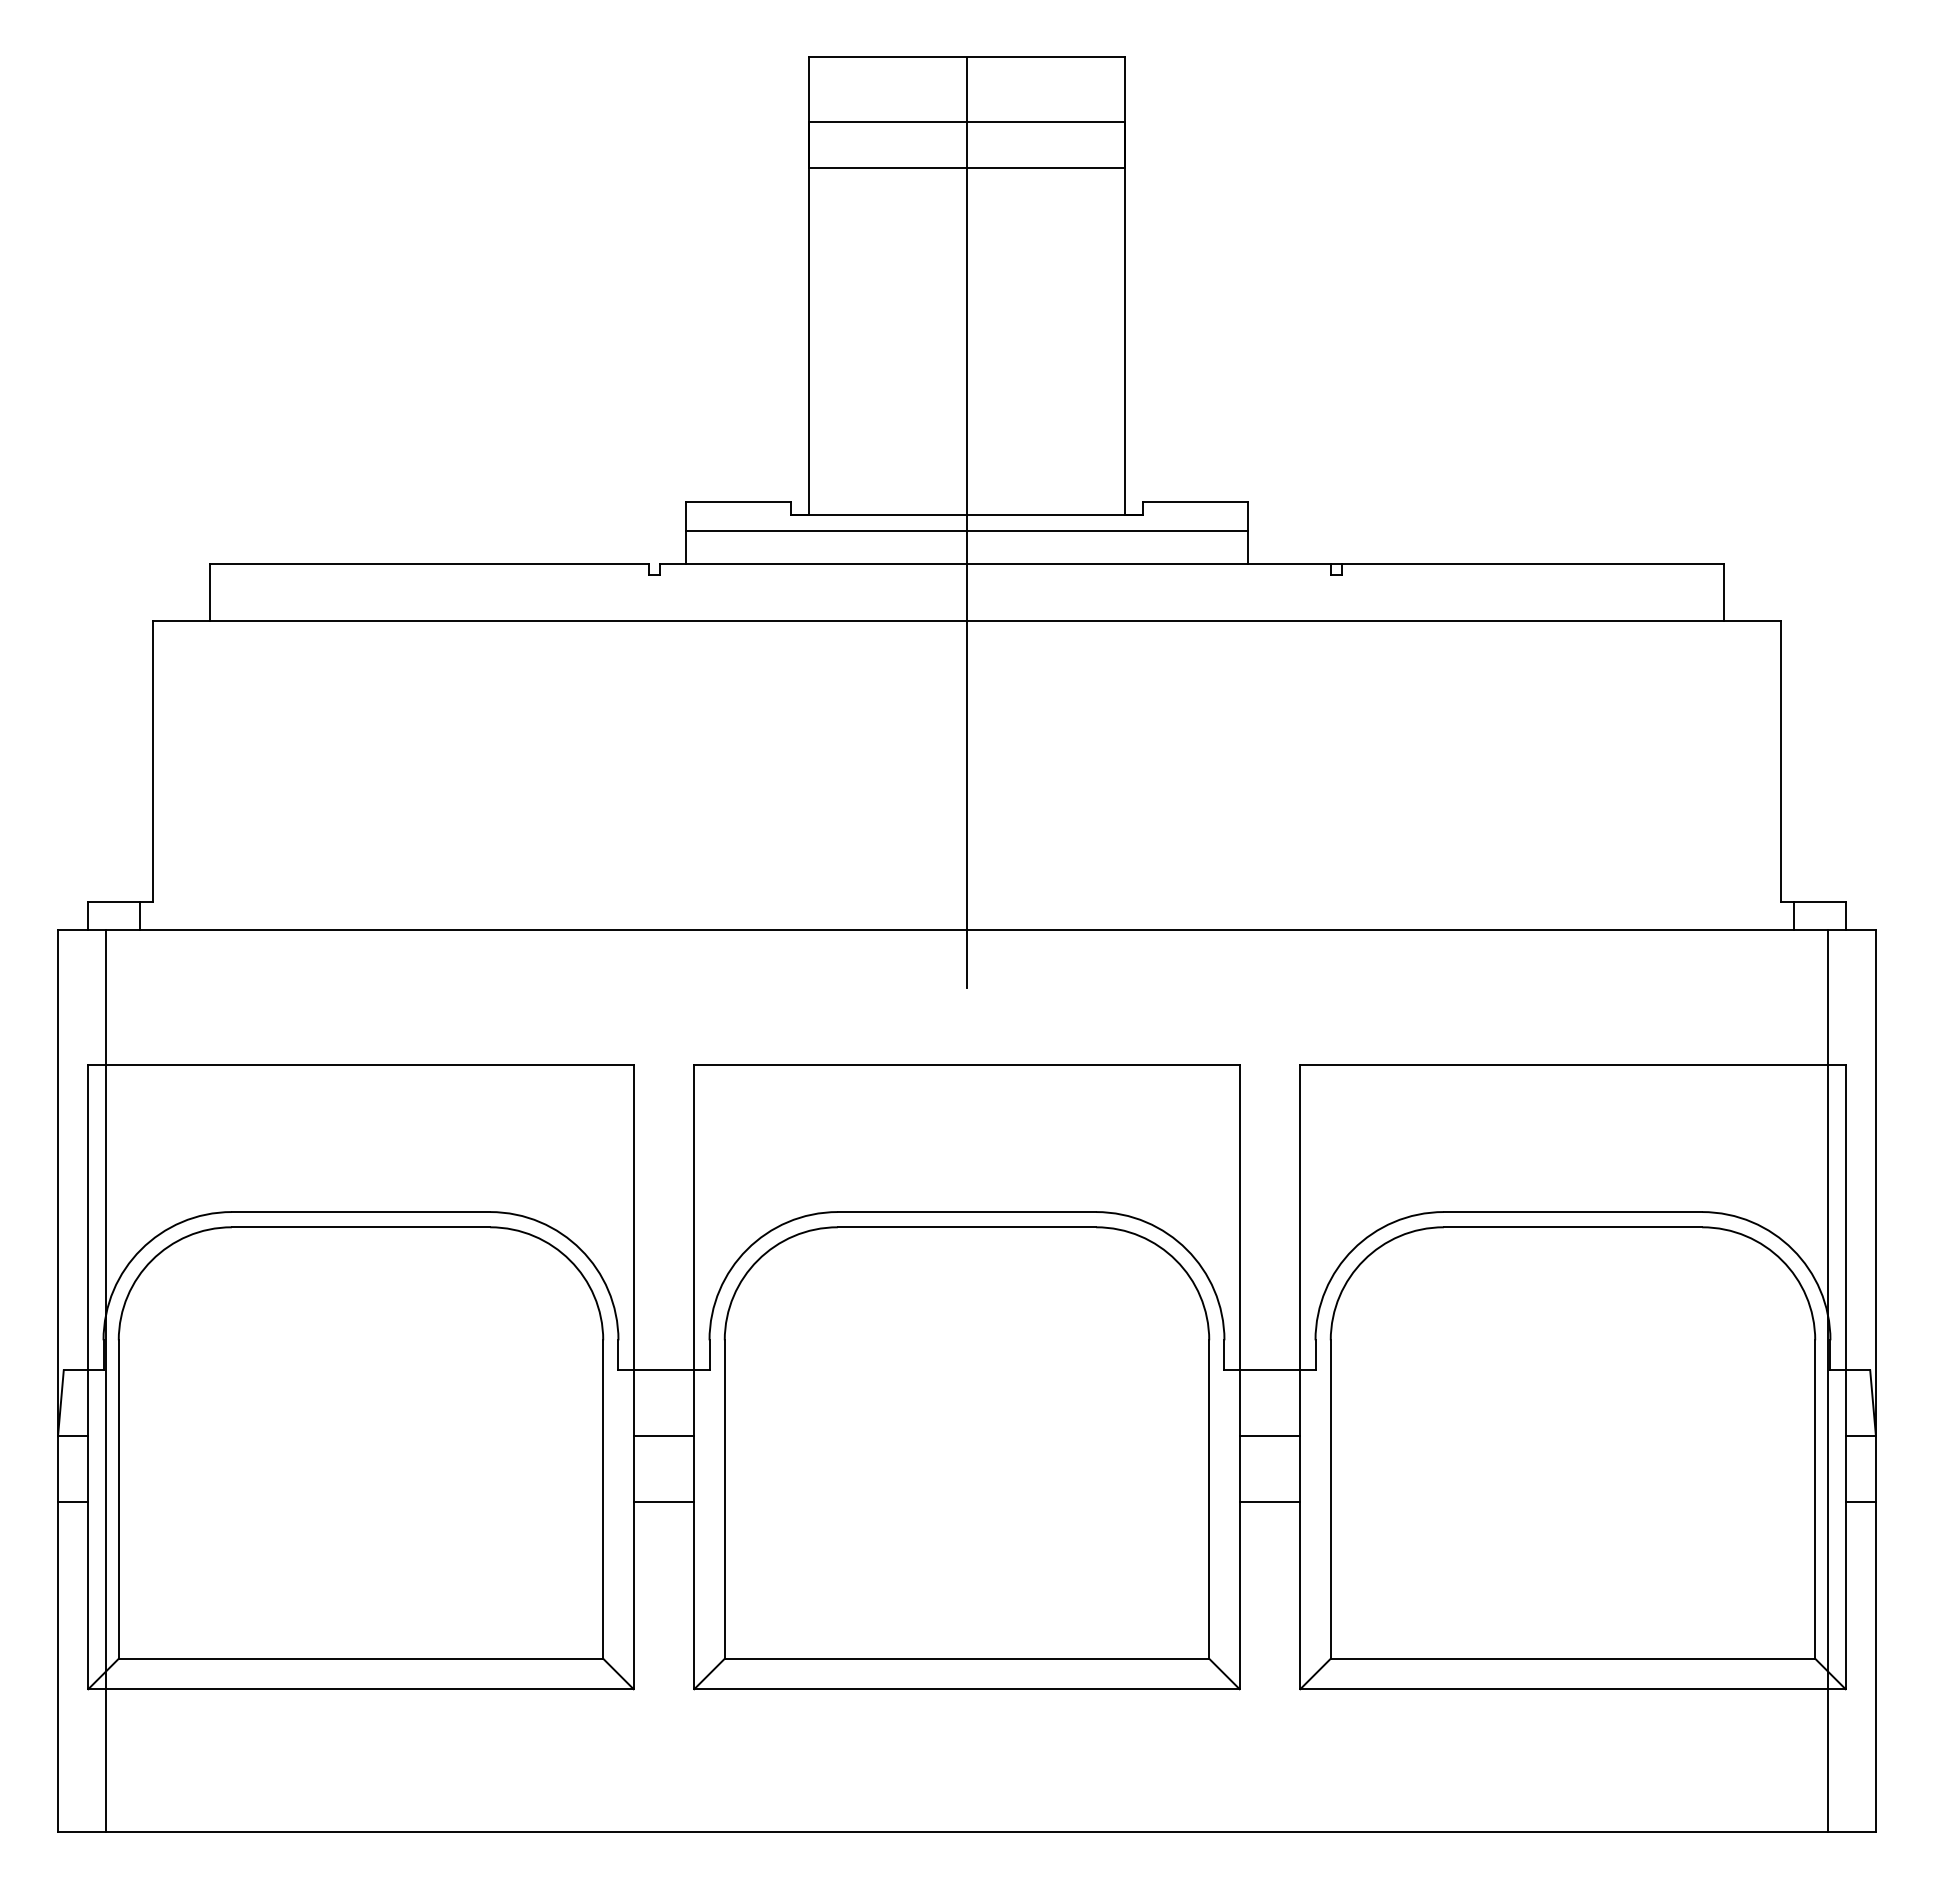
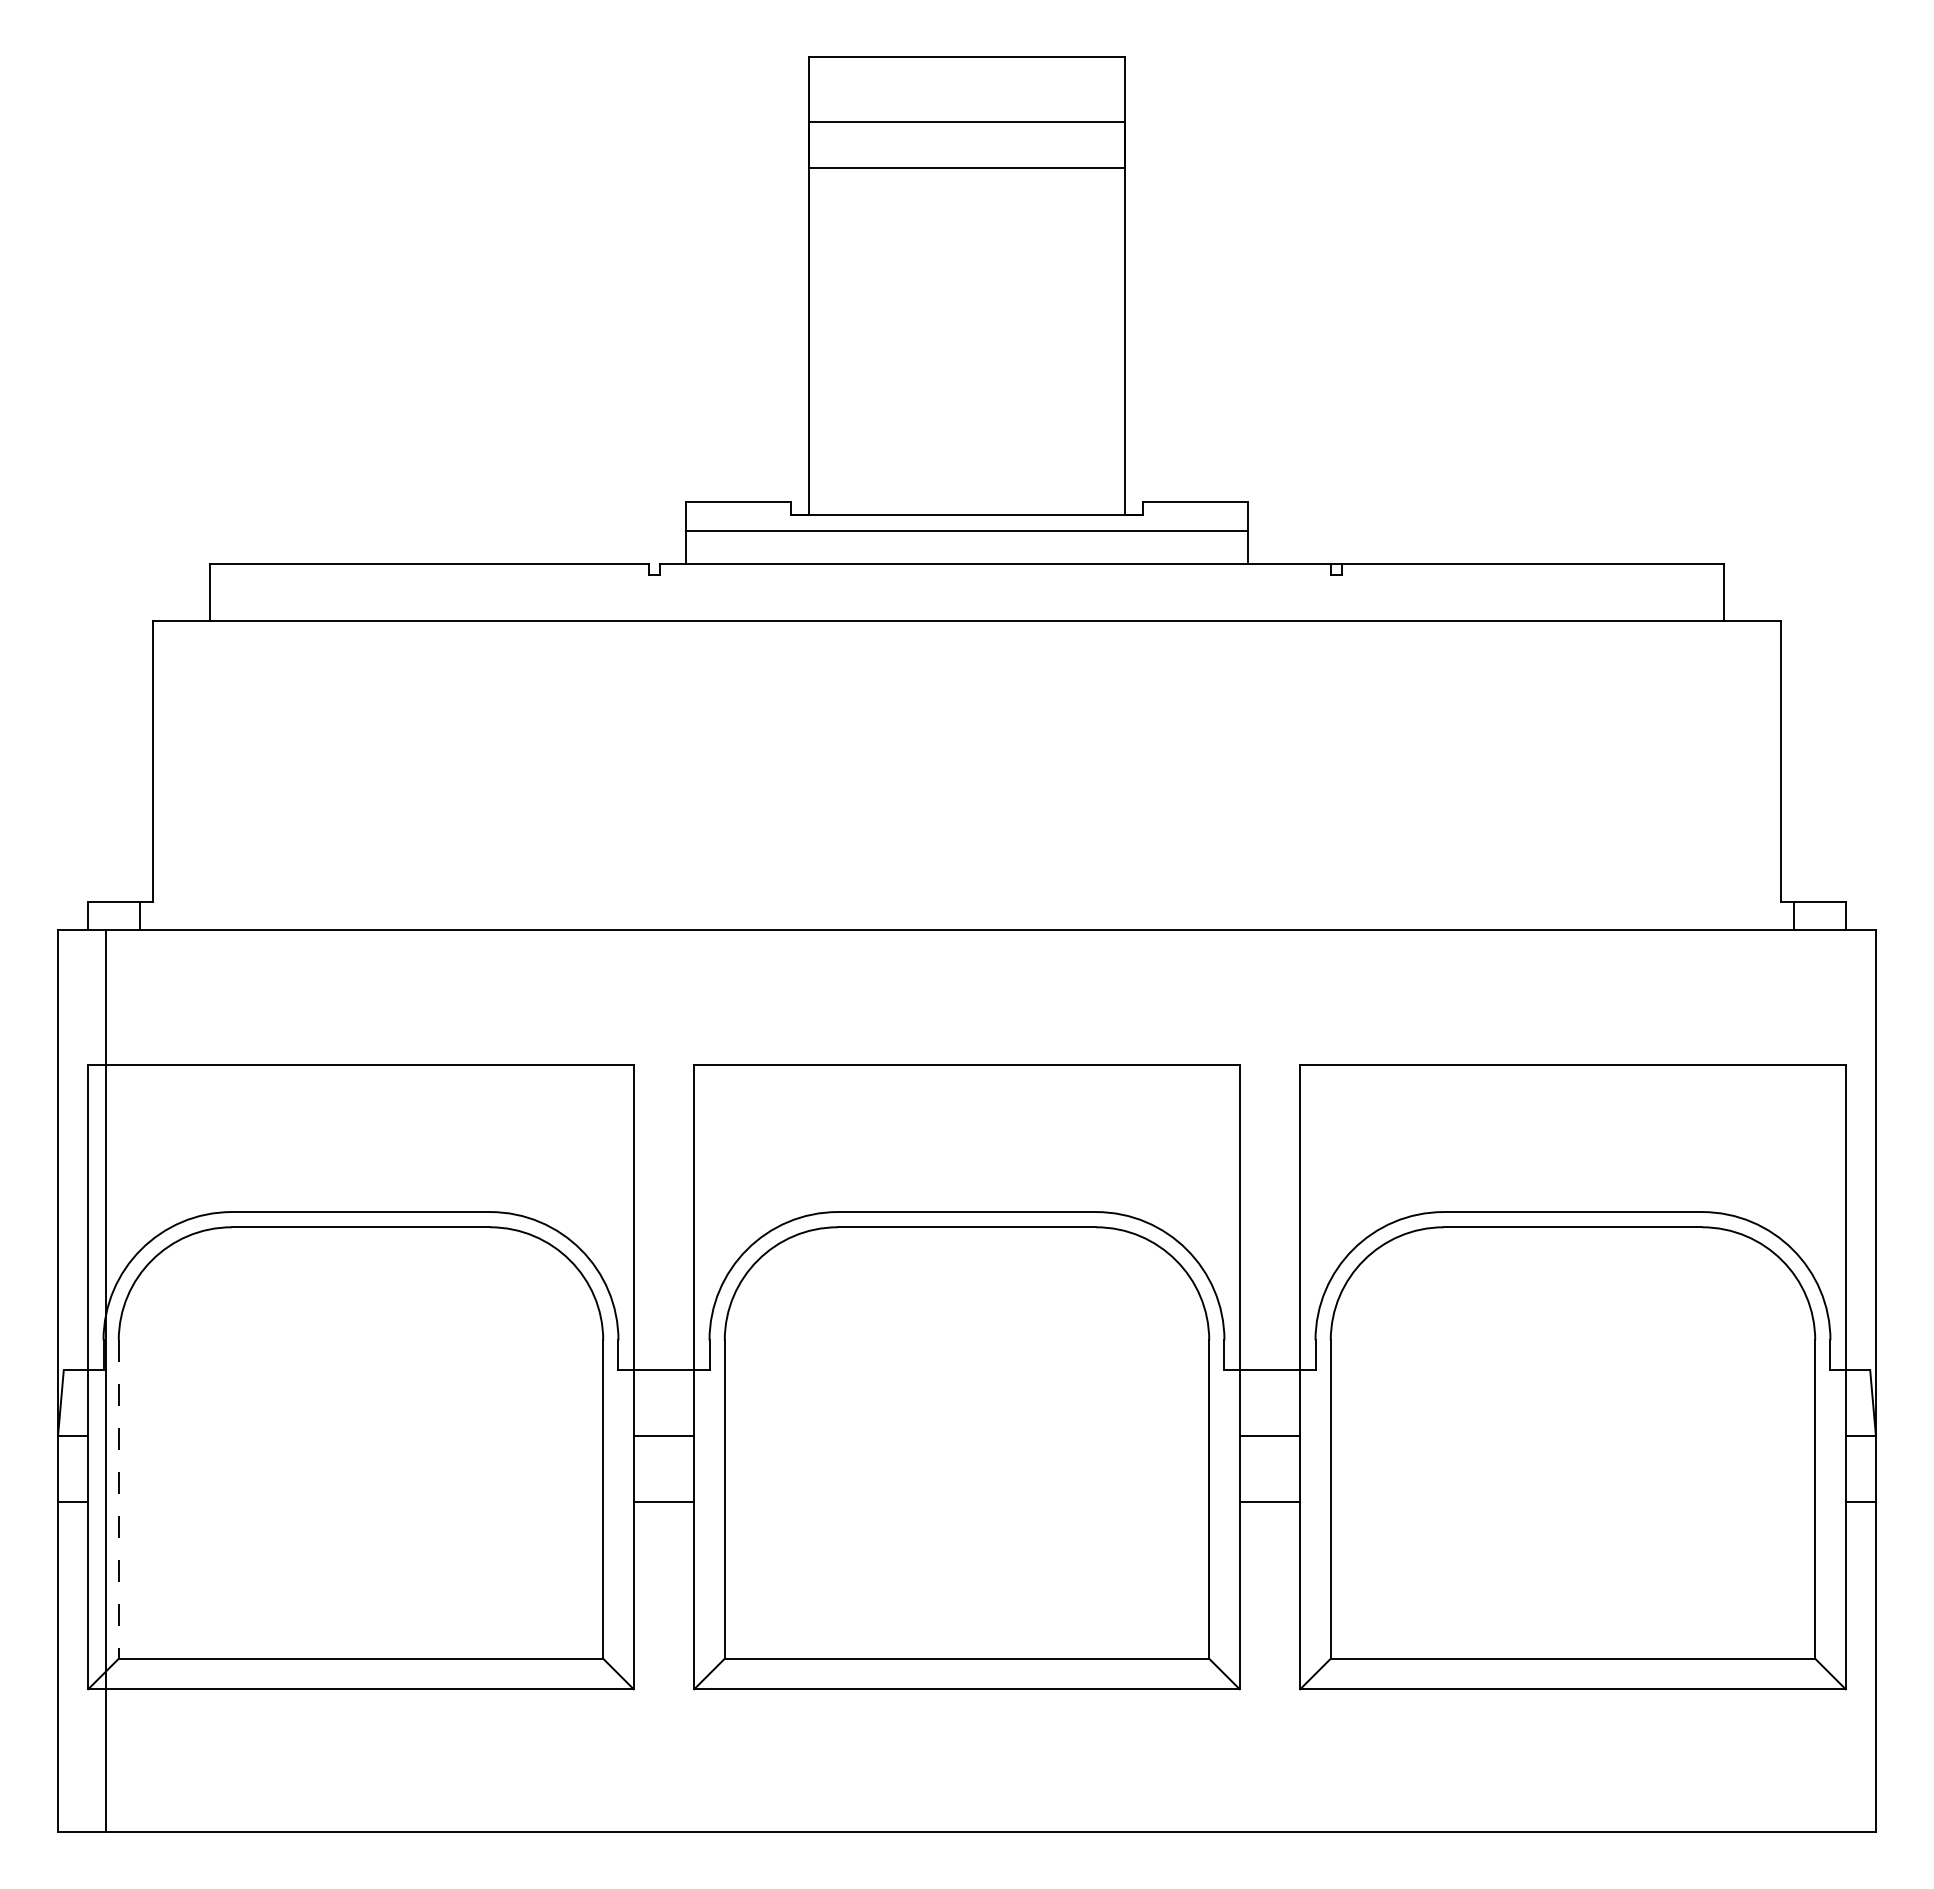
line: present -> none (966, 522)
line: present -> none (1827, 1381)
line: solid -> dashed (118, 1500)
